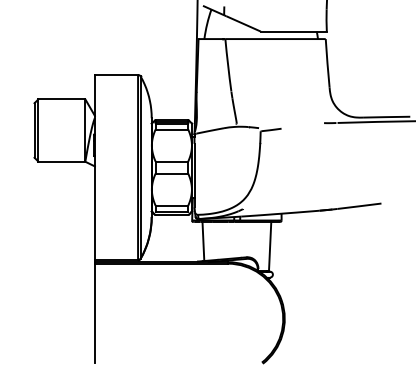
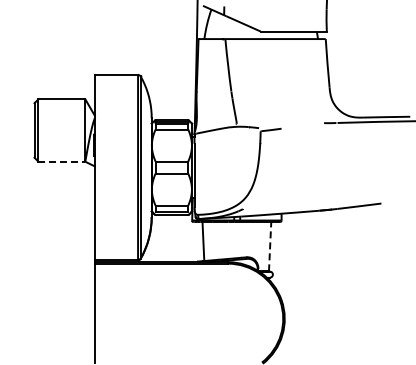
line: solid -> dashed (62, 161)
line: solid -> dashed (270, 246)
